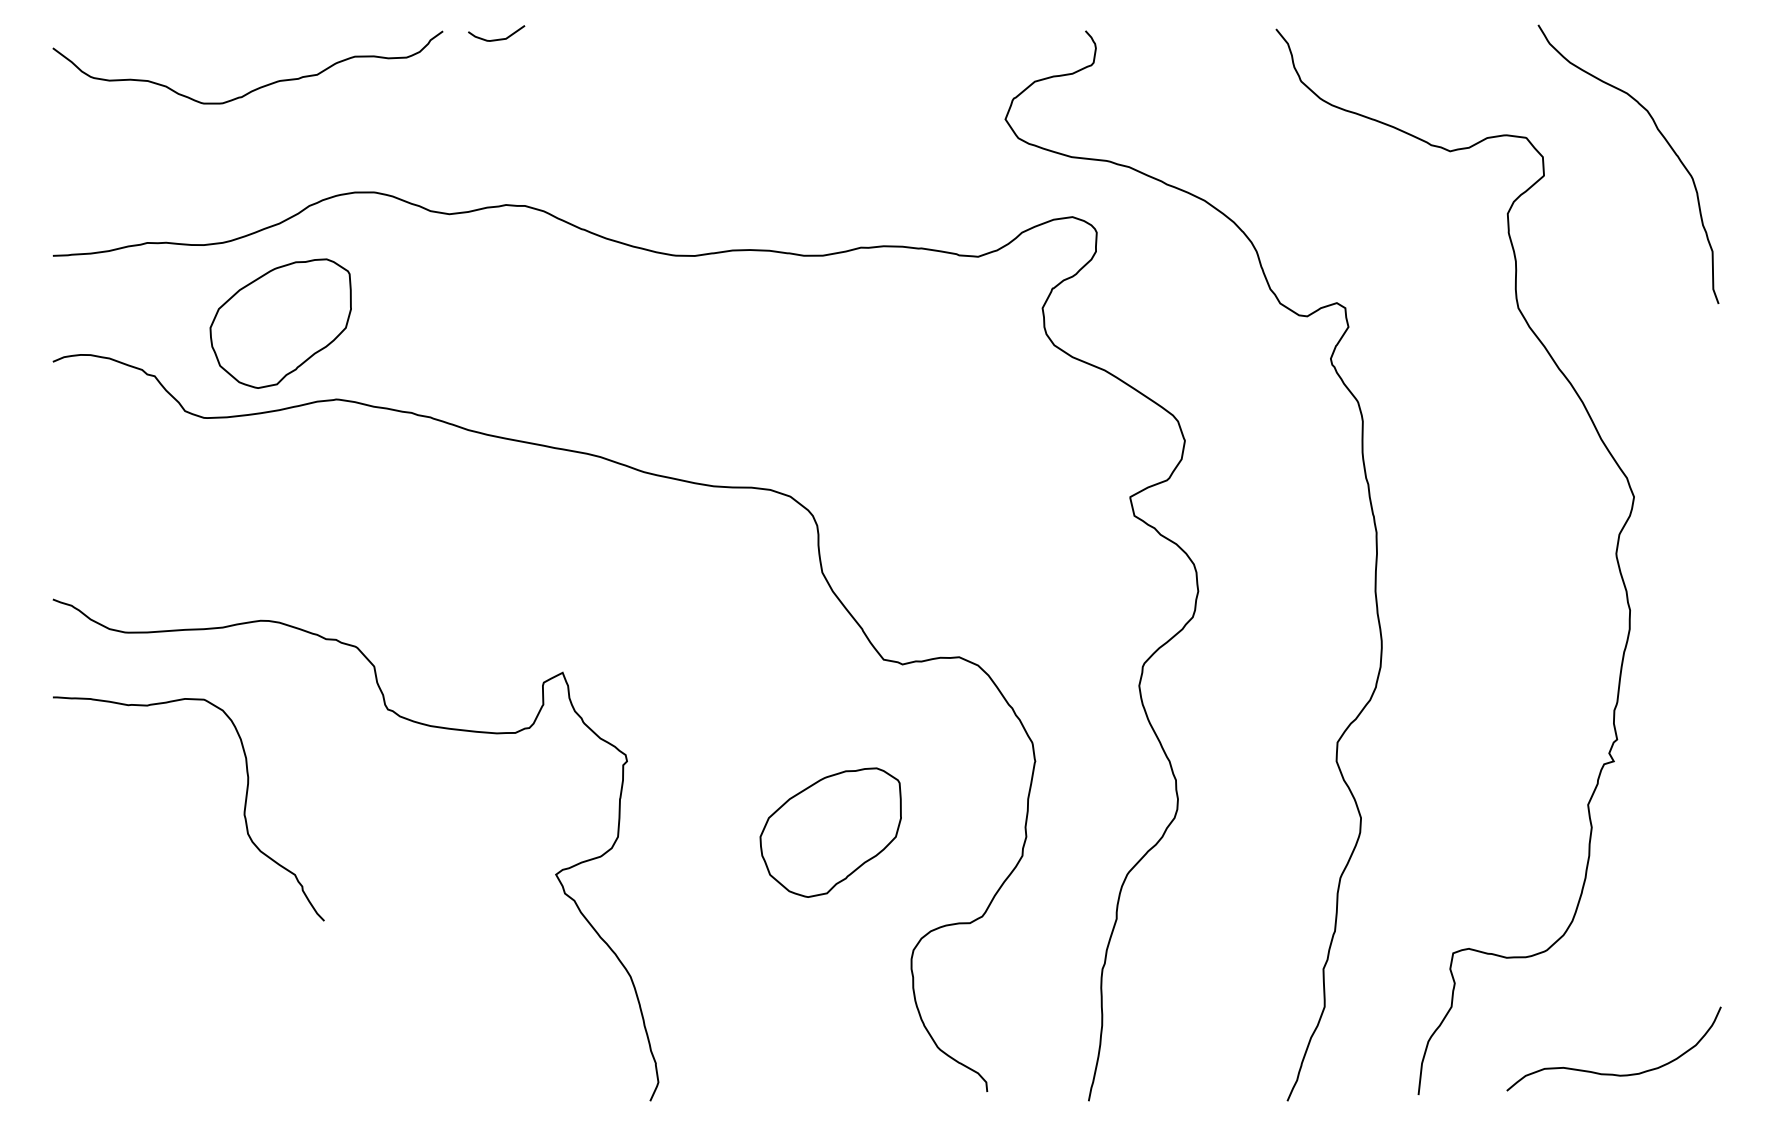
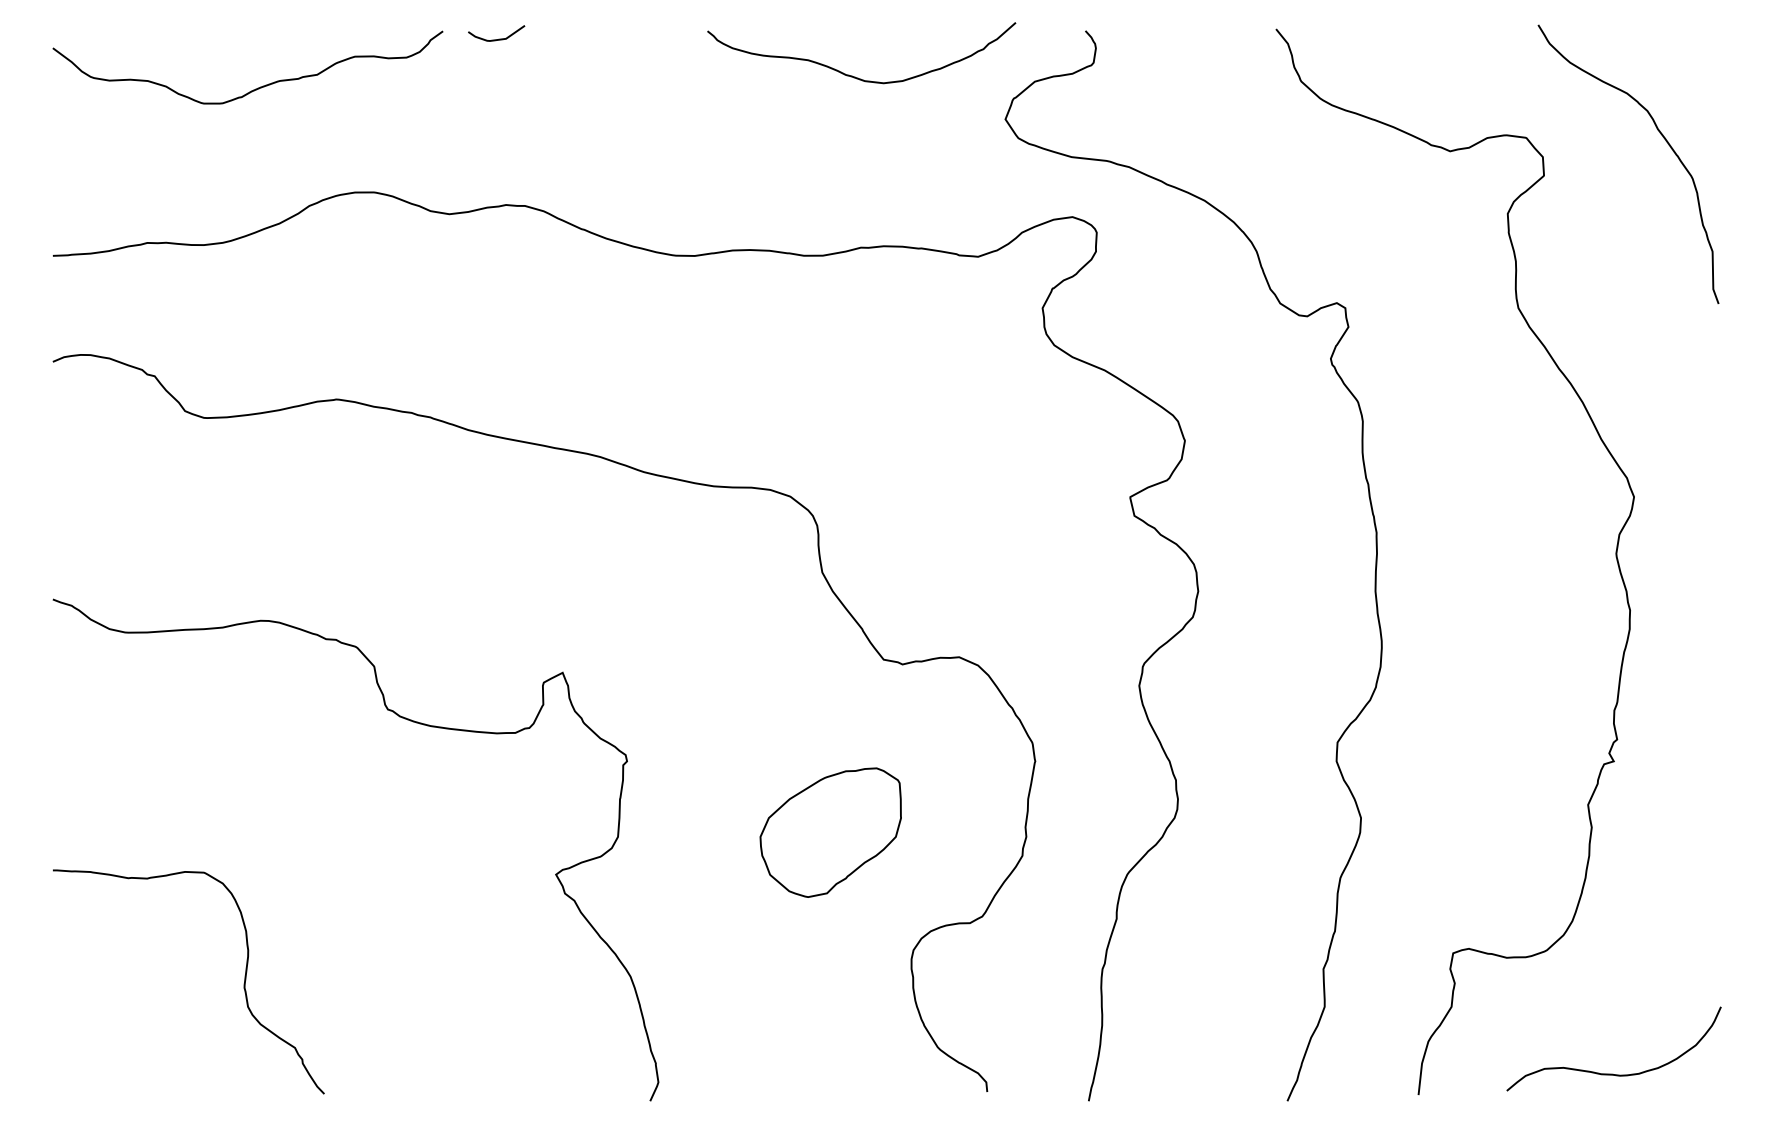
curve: none -> present (852, 75)
part: present -> none (280, 323)
curve position: (243, 810) -> (243, 983) (243, 983)
